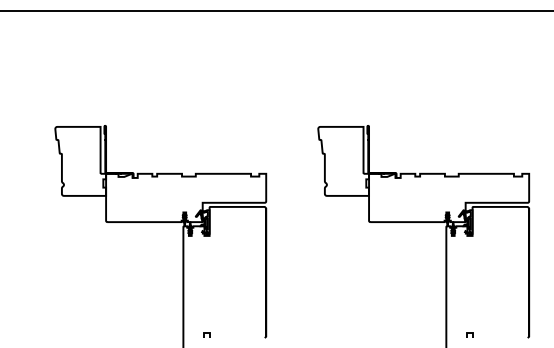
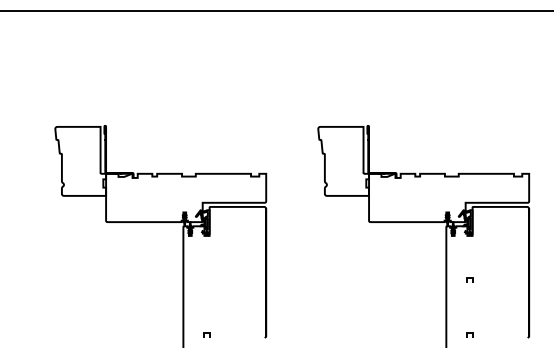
line: none -> present (469, 278)
